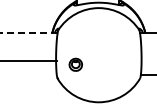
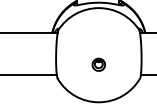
line: dashed -> solid (28, 32)
line position: (29, 60) -> (29, 74) (29, 74)
part position: (75, 64) -> (98, 64) (98, 64)
